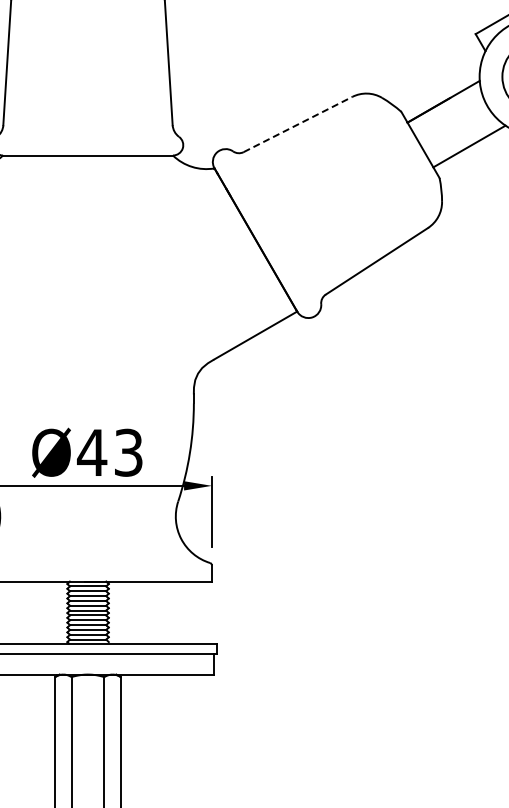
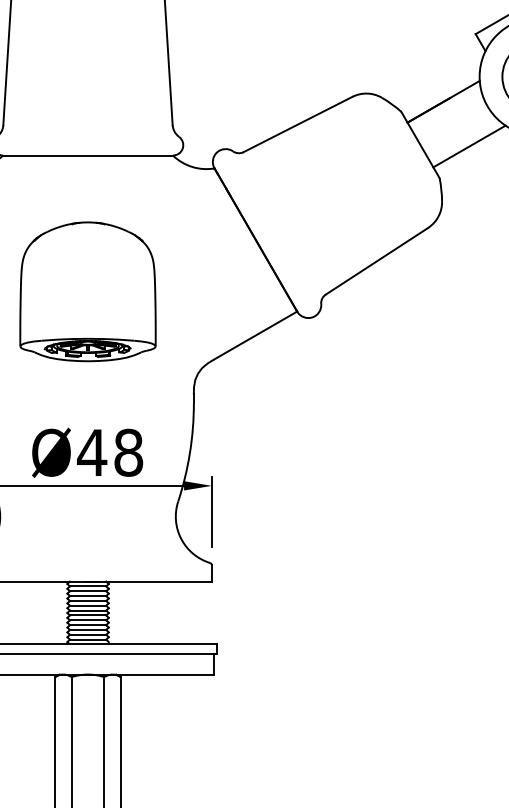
line: dashed -> solid (298, 124)
part: none -> present (87, 291)
text: Ø43 -> Ø48 (128, 452)
